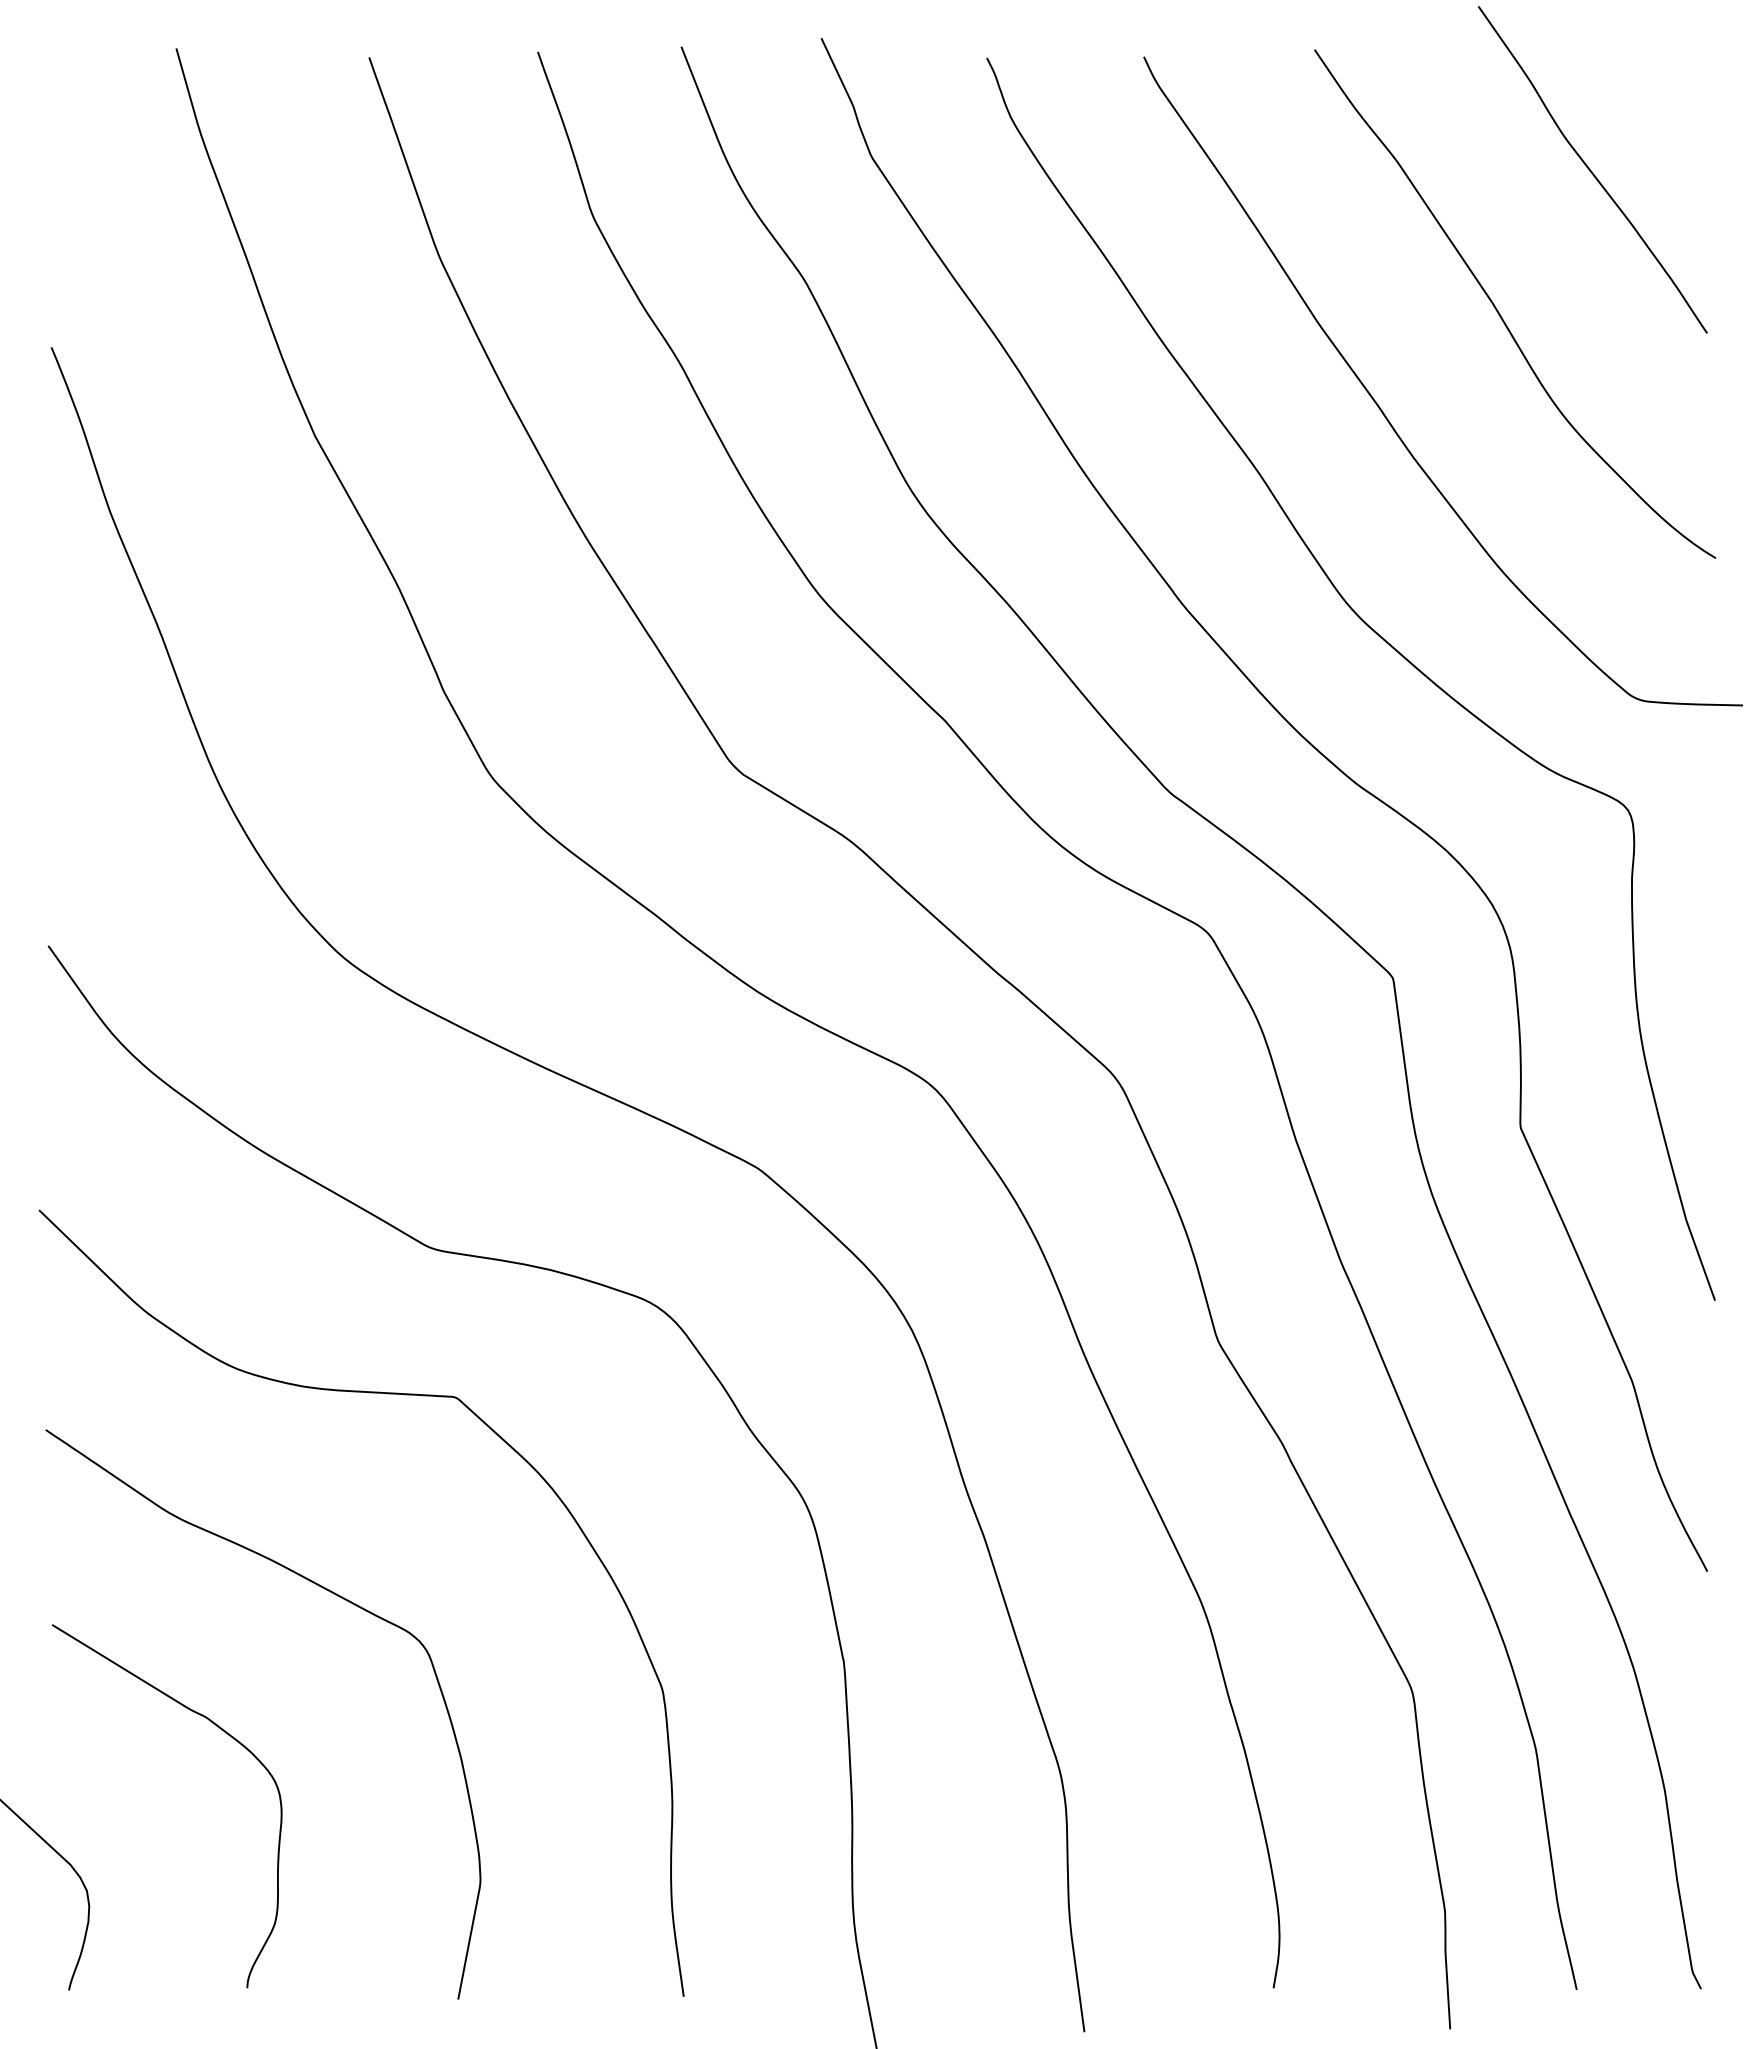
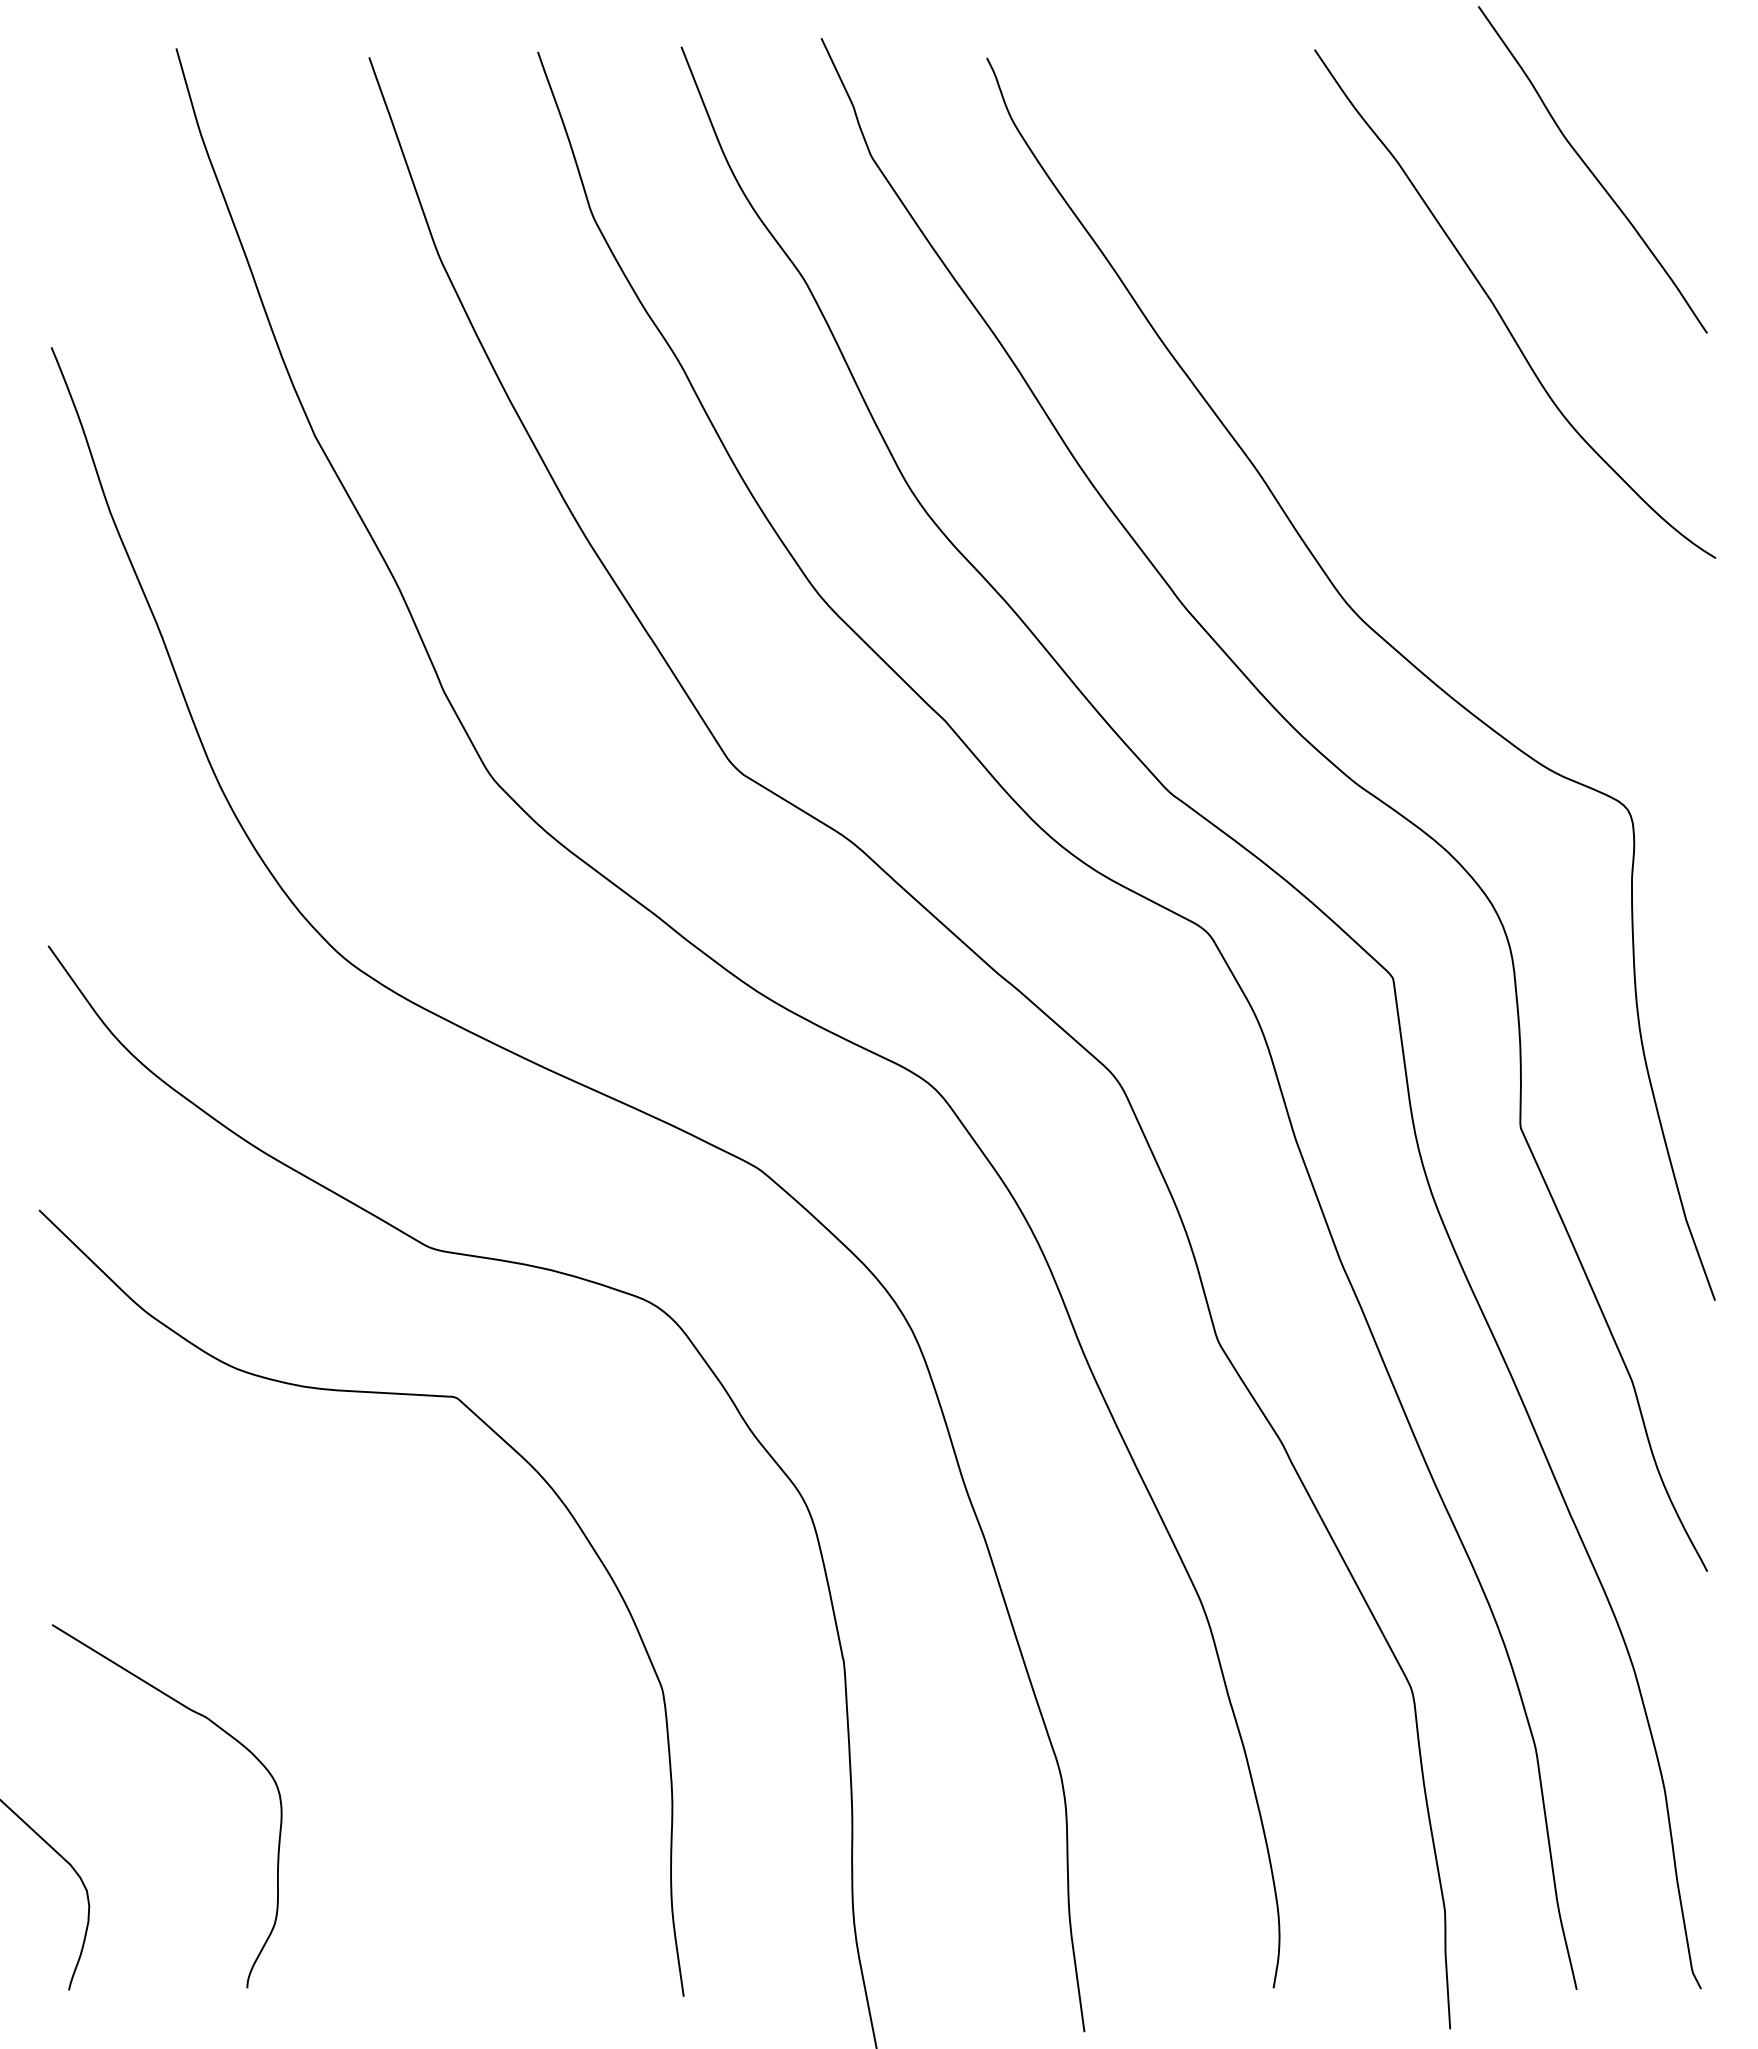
curve: present -> none (1387, 417)
curve: present -> none (326, 1590)
